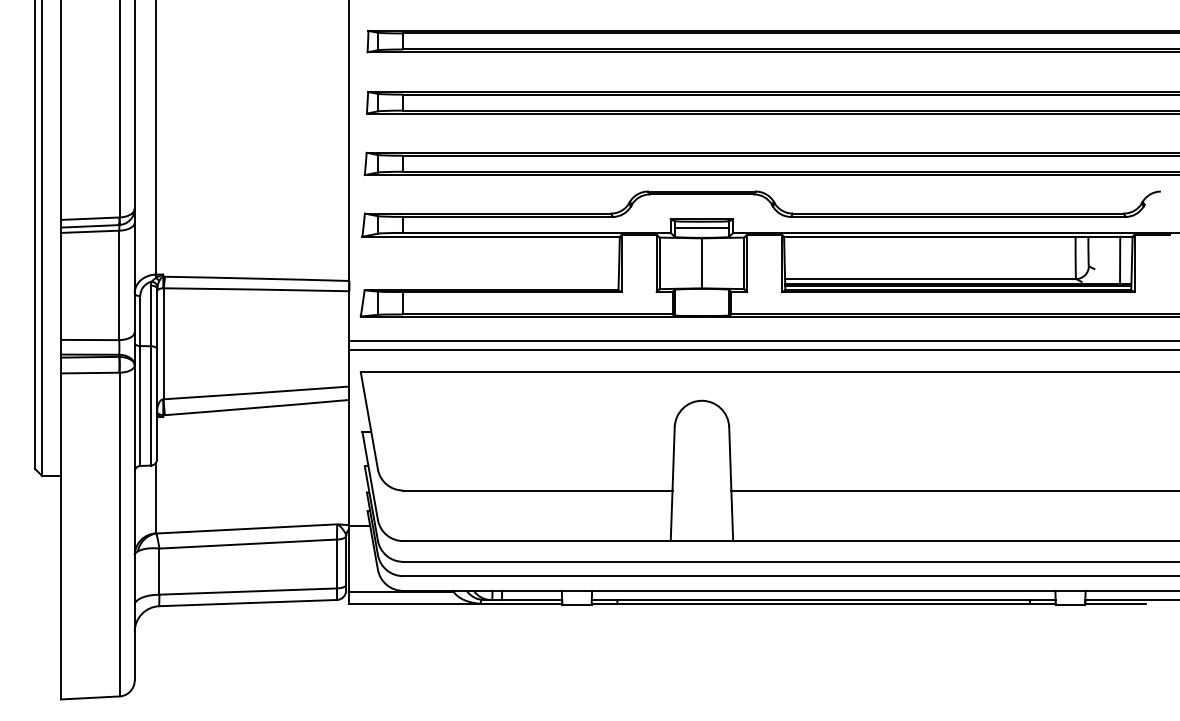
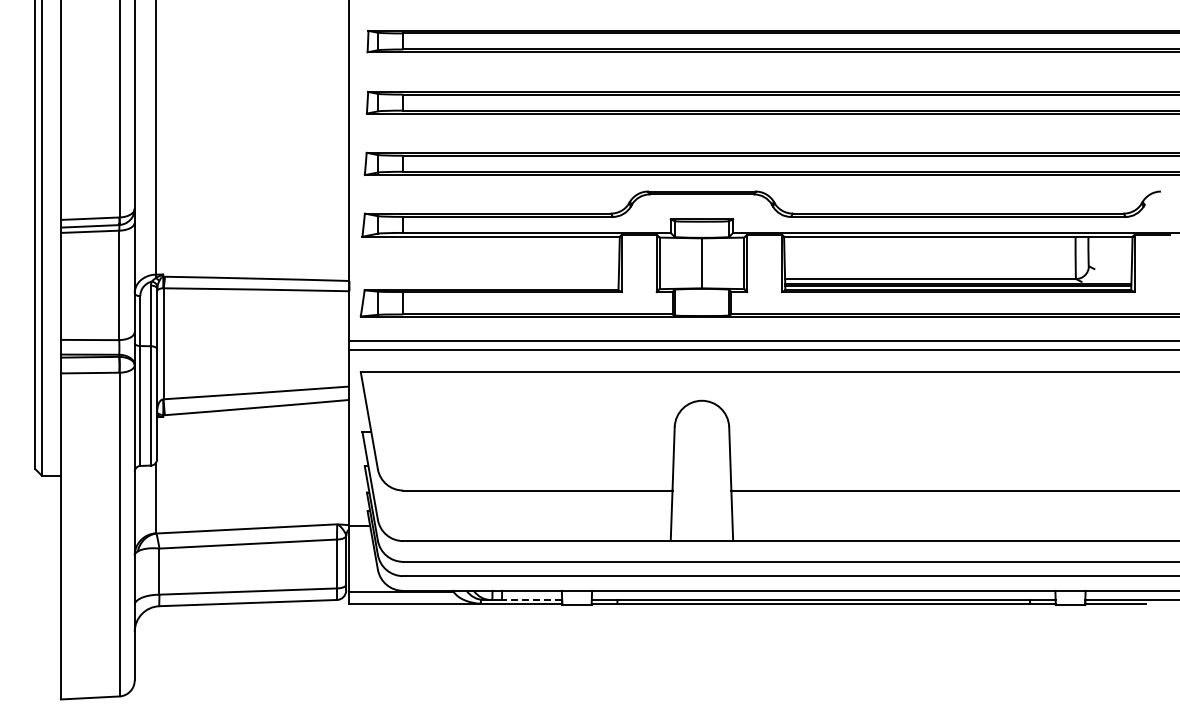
line: present -> none (701, 227)
line: present -> none (1120, 260)
line: solid -> dashed (531, 599)
